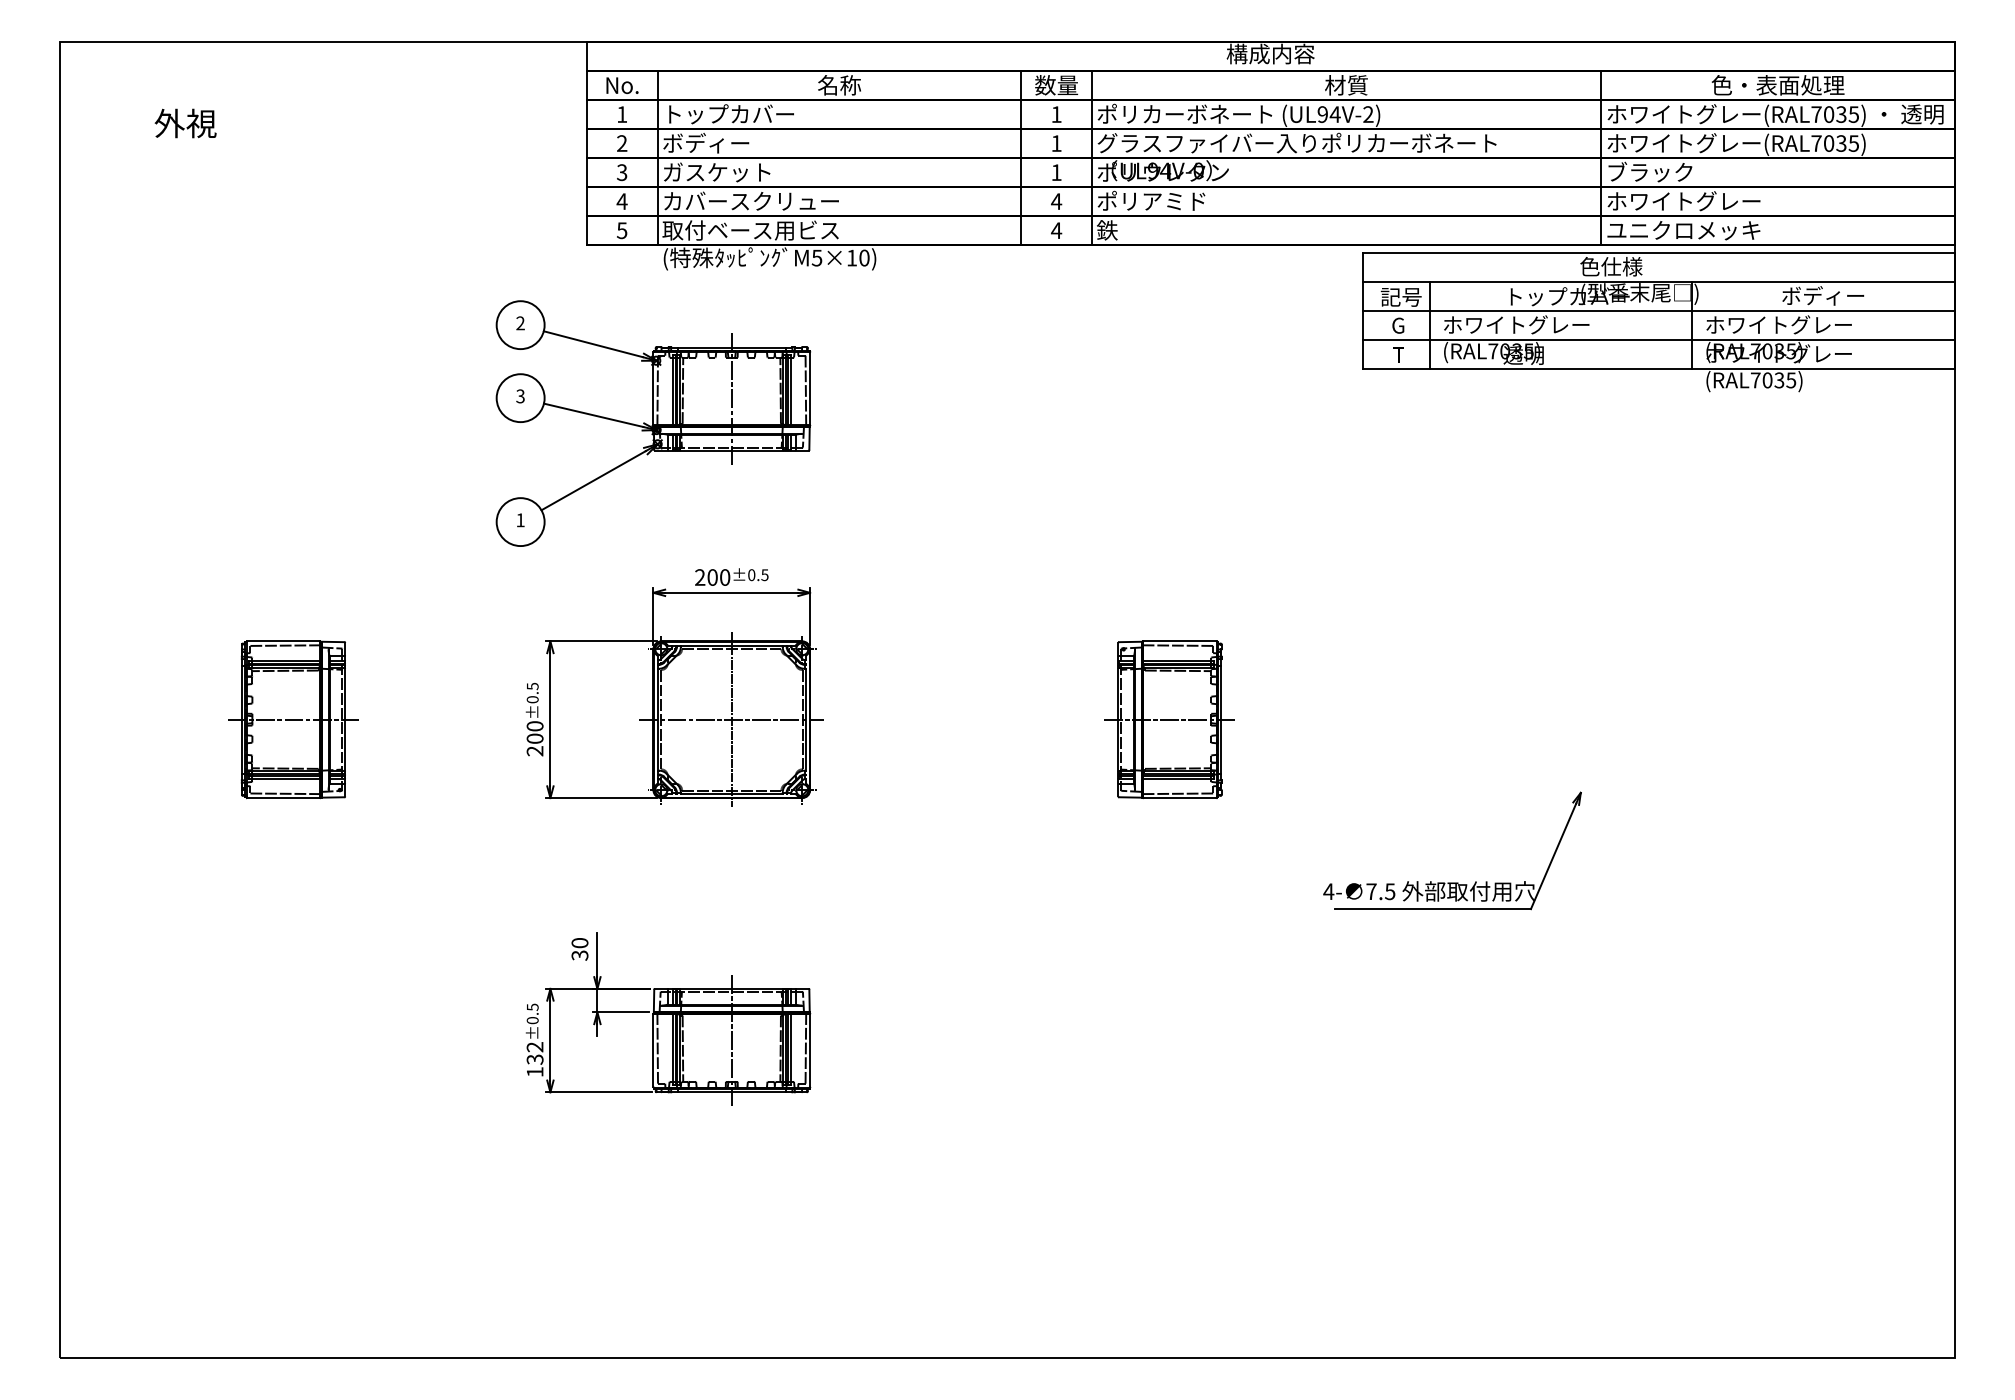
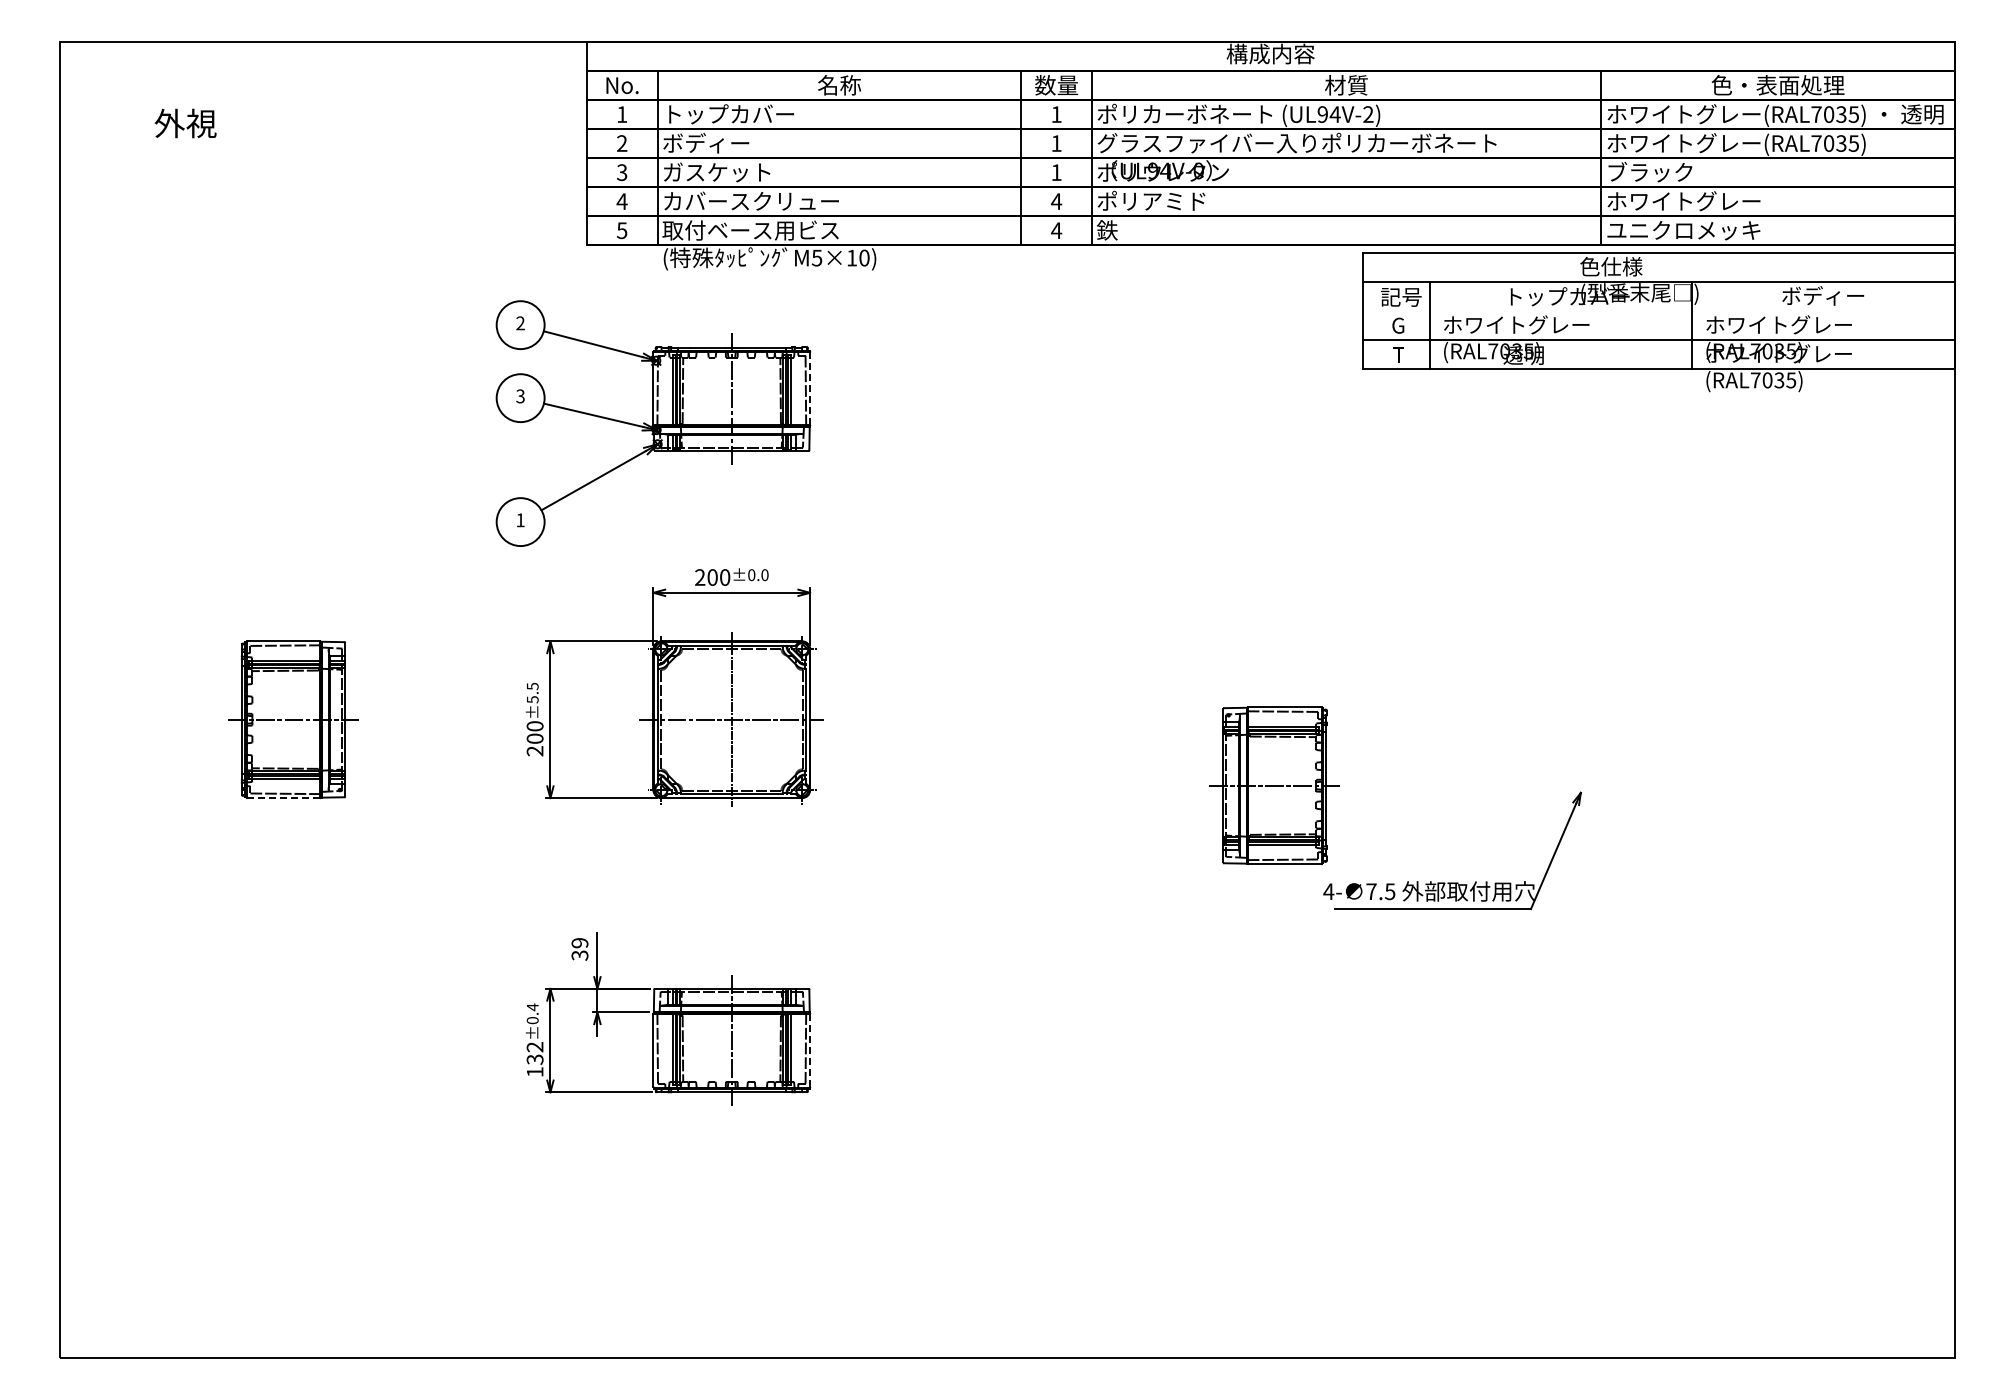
line: present -> none (1658, 311)
line: solid -> dashed (810, 388)
text: ±0.5 -> ±0.0 (764, 574)
text: ±0.5 -> ±5.5 (532, 699)
part position: (1169, 719) -> (1274, 785) (1274, 785)
line: solid -> dashed (283, 798)
text: 30 -> 39 (579, 943)
text: ±0.5 -> ±0.4 (532, 1007)
line: solid -> dashed (810, 1050)
